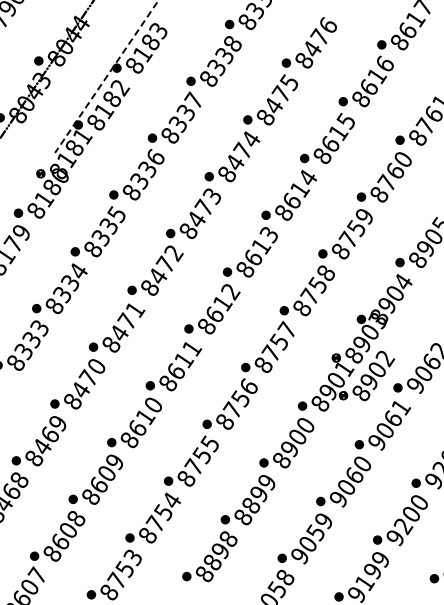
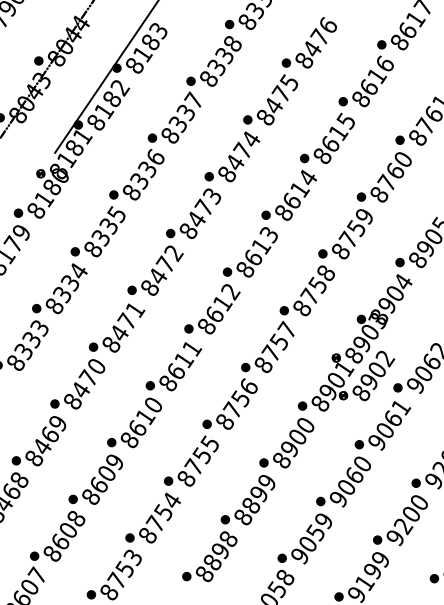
line: dashed -> solid (106, 76)
